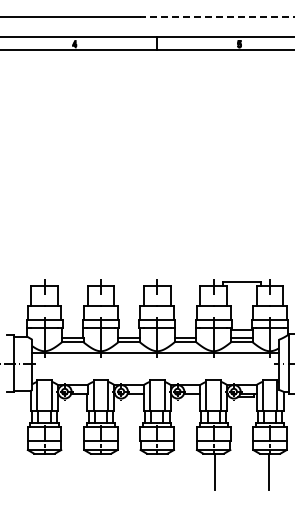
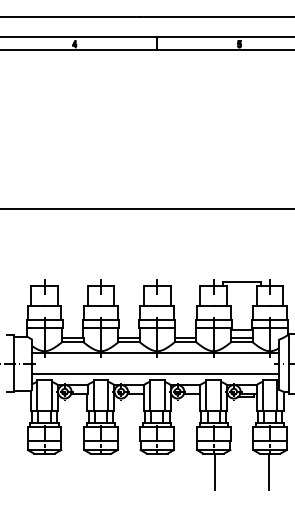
line: dashed -> solid (217, 16)
line: none -> present (146, 208)
line: none -> present (155, 374)
